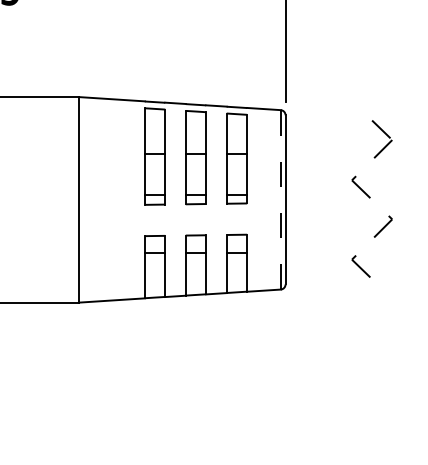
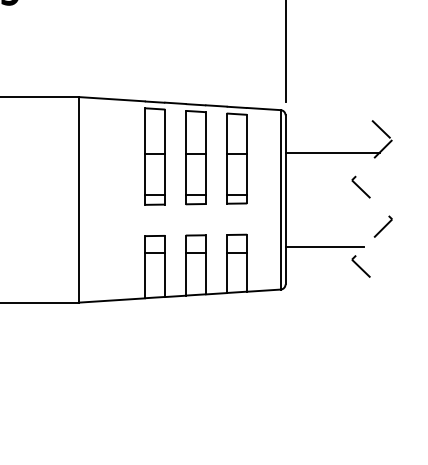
line: none -> present (332, 152)
line: dashed -> solid (280, 199)
line: none -> present (324, 247)
